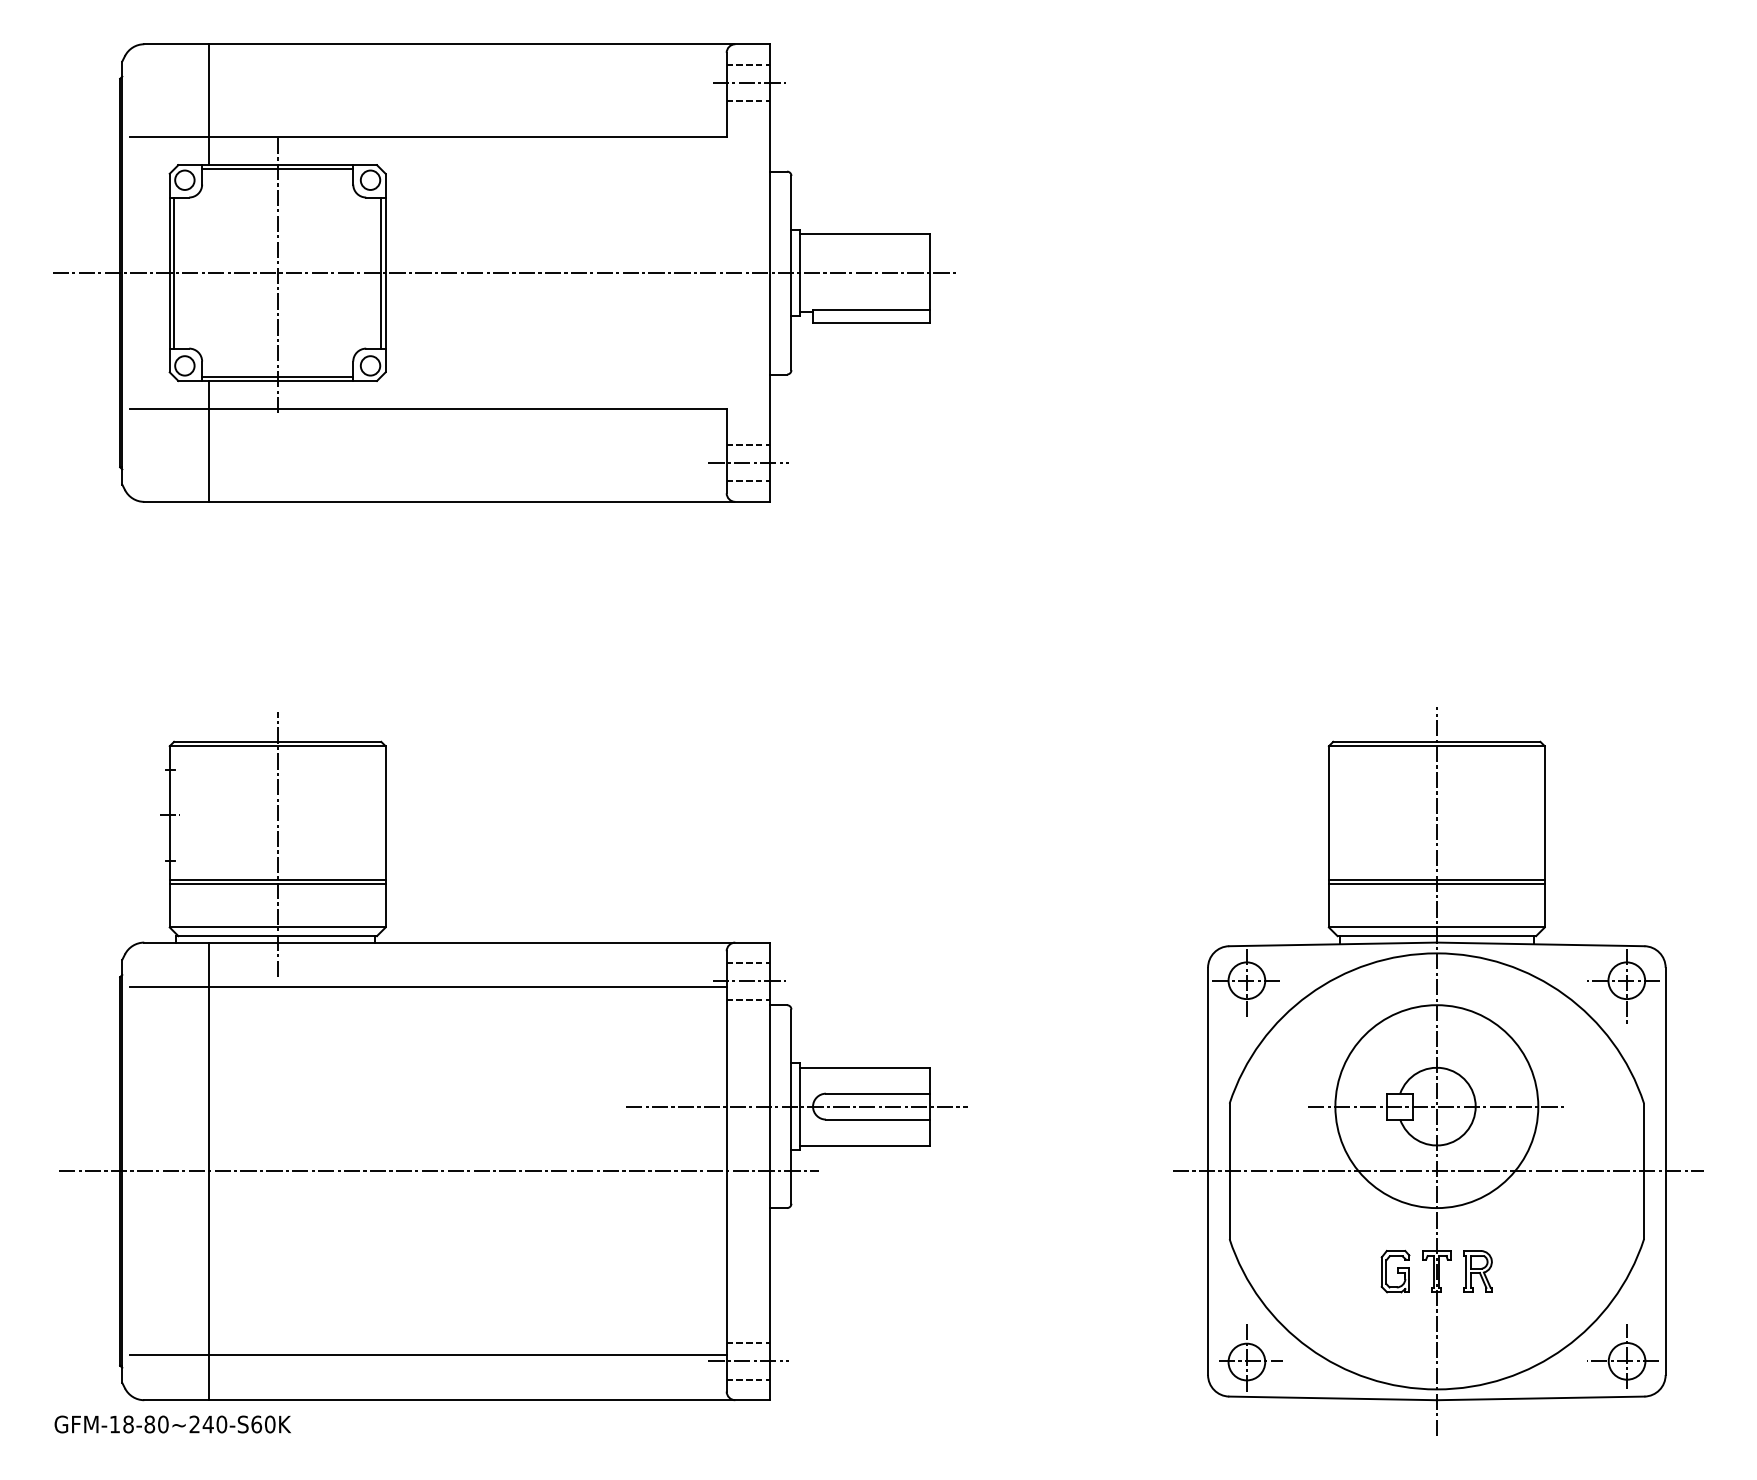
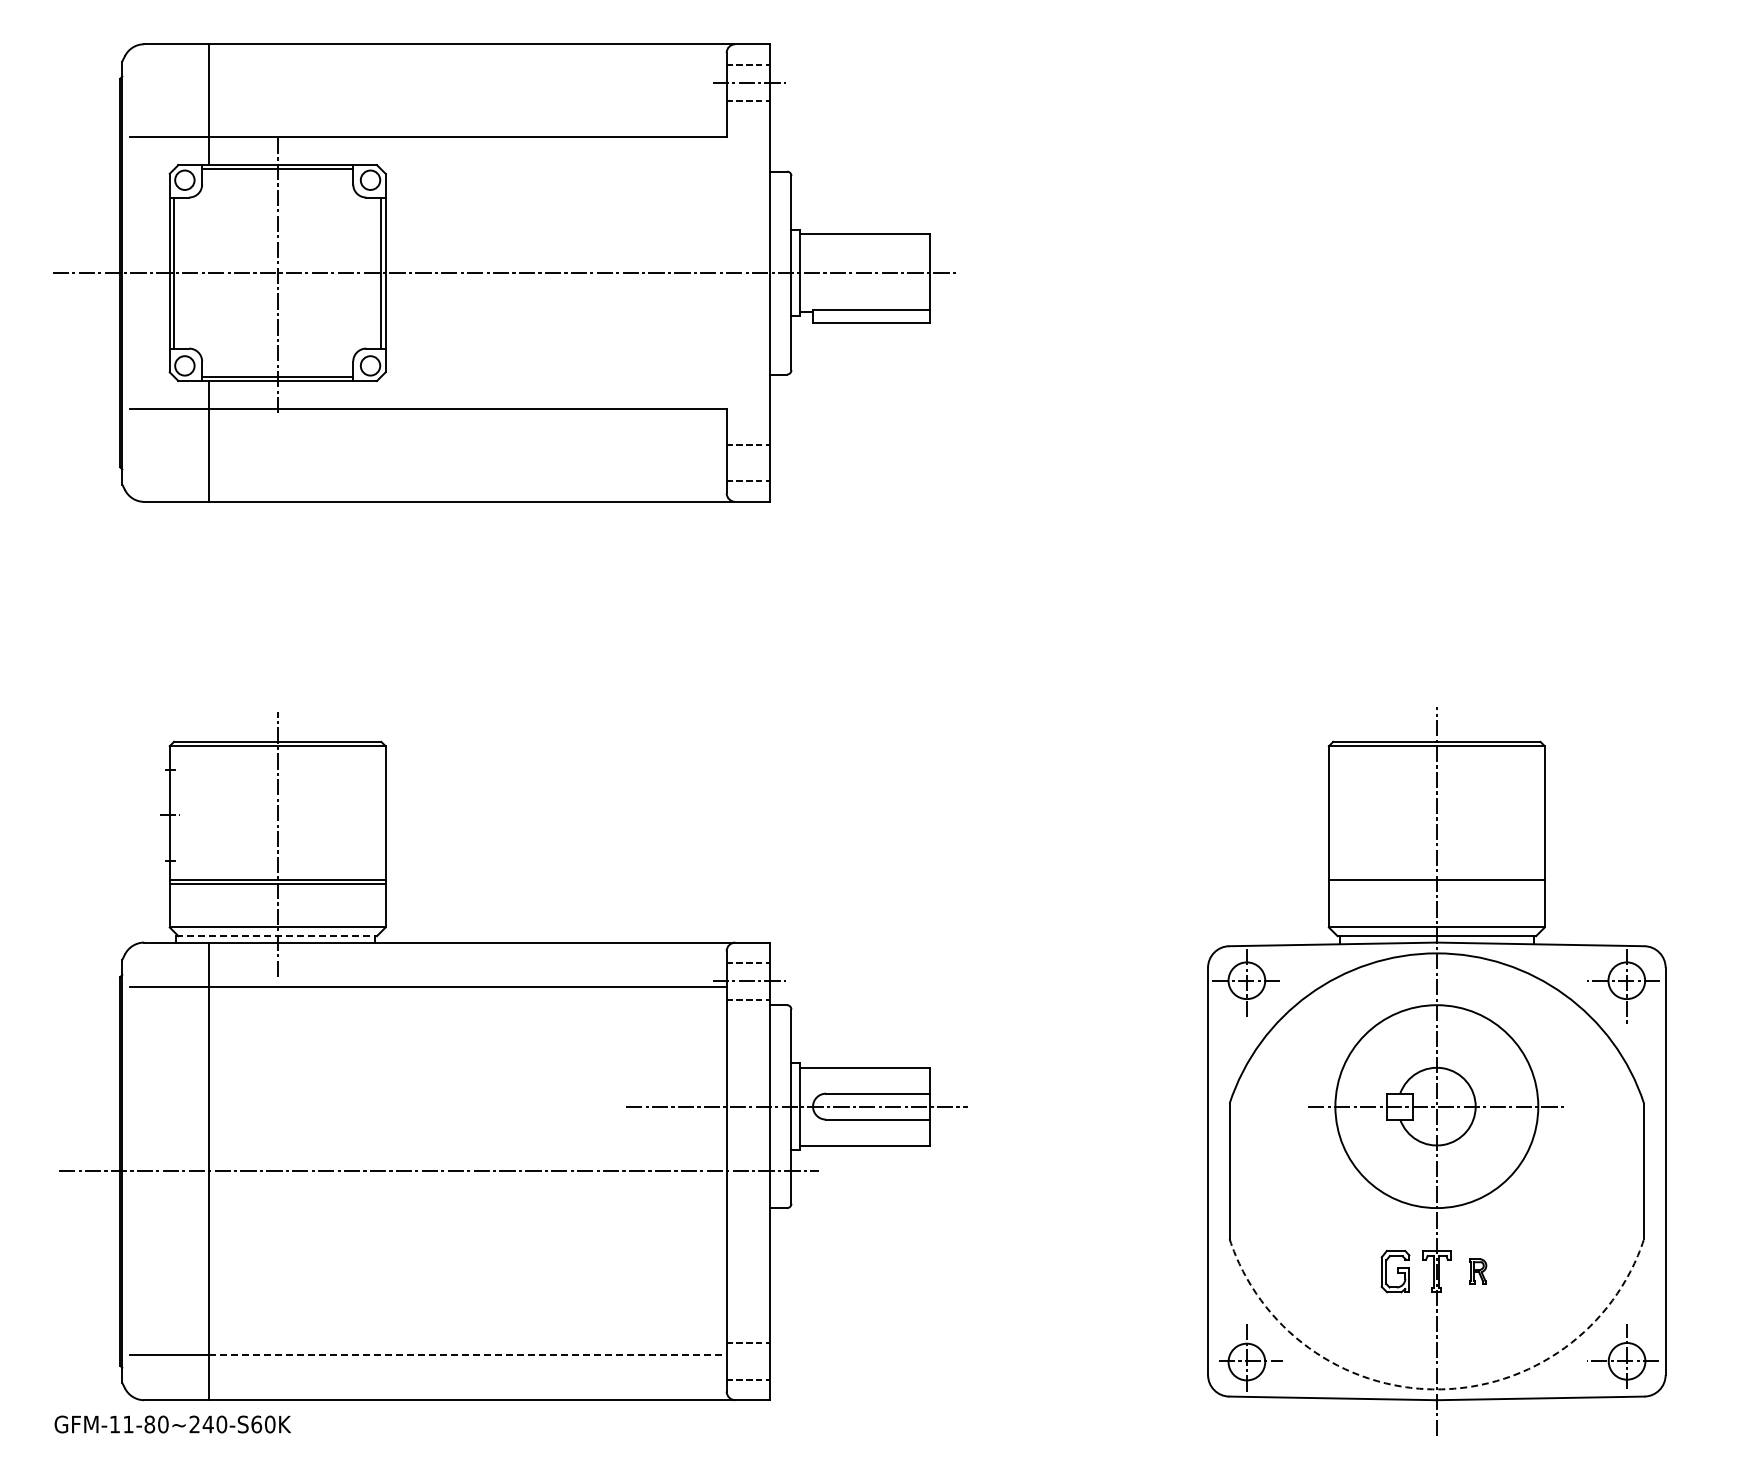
line: present -> none (748, 463)
line: present -> none (1436, 884)
line: solid -> dashed (277, 936)
line: present -> none (1438, 1171)
part size: 30x43 px -> 19x27 px (1478, 1271)
line: solid -> dashed (468, 1355)
line: present -> none (748, 1361)
arc: solid -> dashed (1436, 1389)
text: GFM-18-80~240-S60K -> GFM-11-80~240-S60K (128, 1424)
